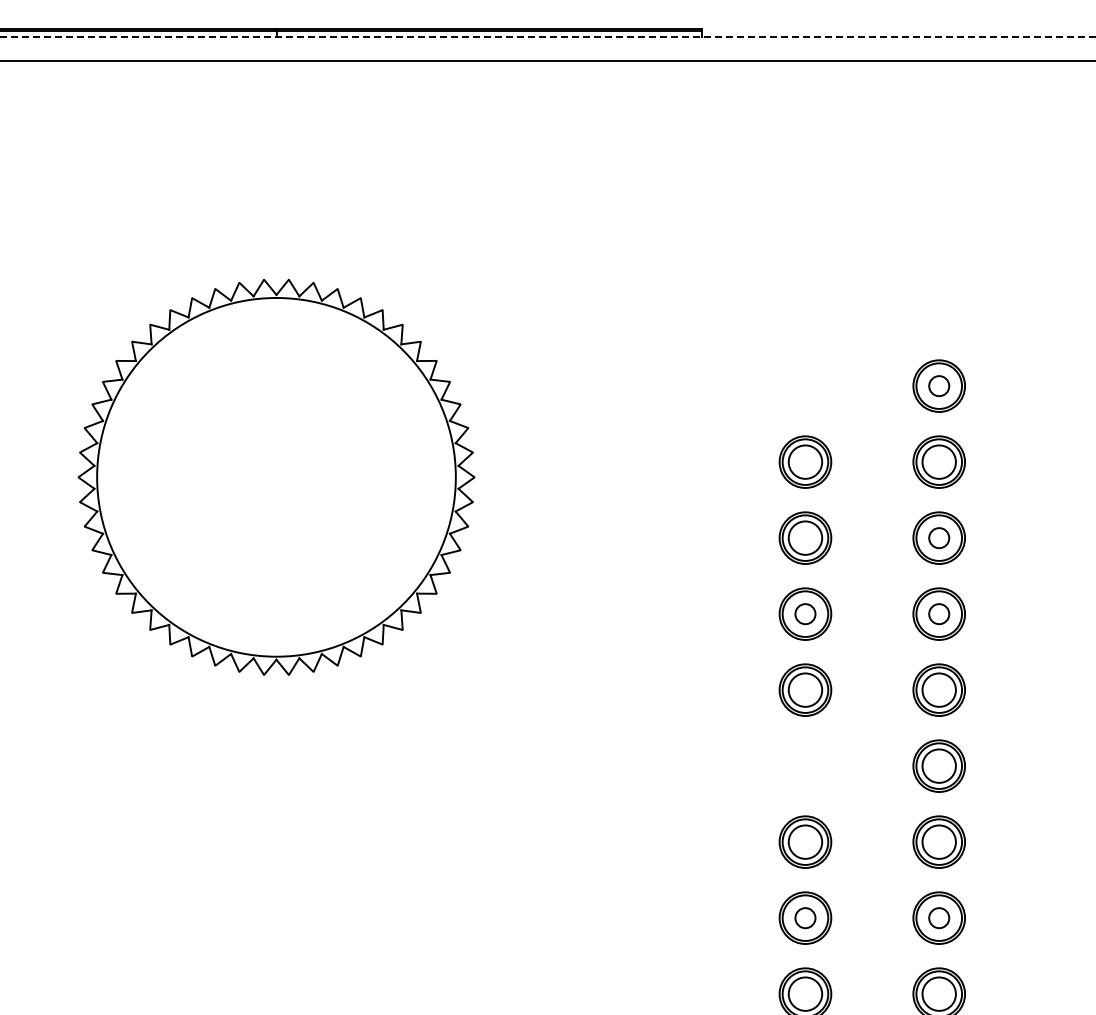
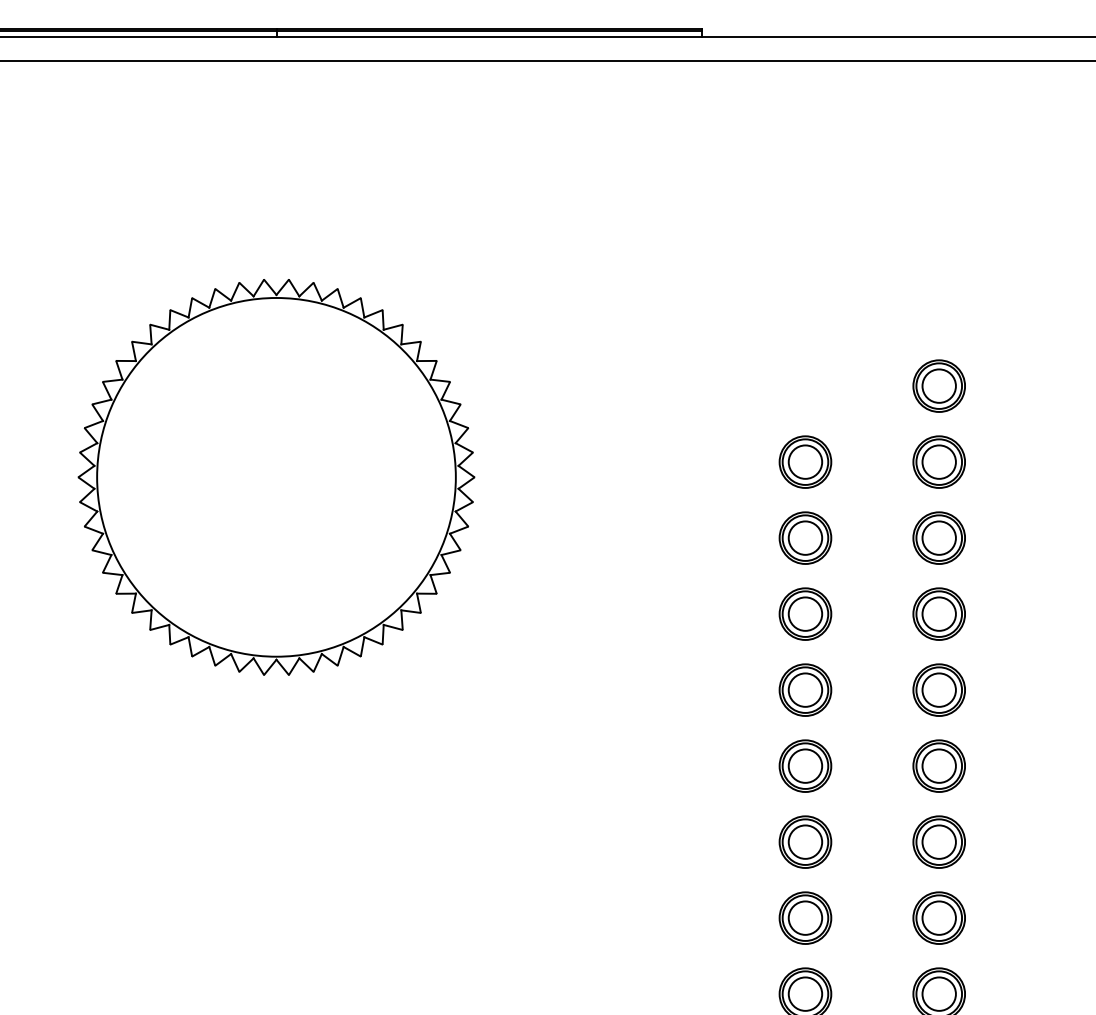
line: dashed -> solid (548, 36)
circle diameter: 20 px -> 33 px (938, 385)
circle diameter: 20 px -> 33 px (938, 537)
circle diameter: 20 px -> 33 px (805, 613)
circle diameter: 20 px -> 33 px (938, 613)
part: none -> present (805, 765)
circle diameter: 20 px -> 33 px (805, 917)
circle diameter: 20 px -> 33 px (938, 917)
